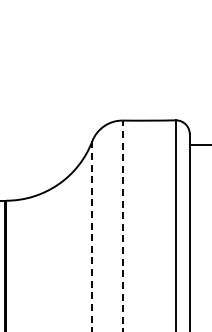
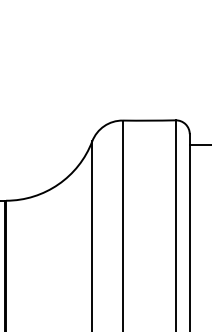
line: dashed -> solid (122, 225)
line: dashed -> solid (92, 236)
